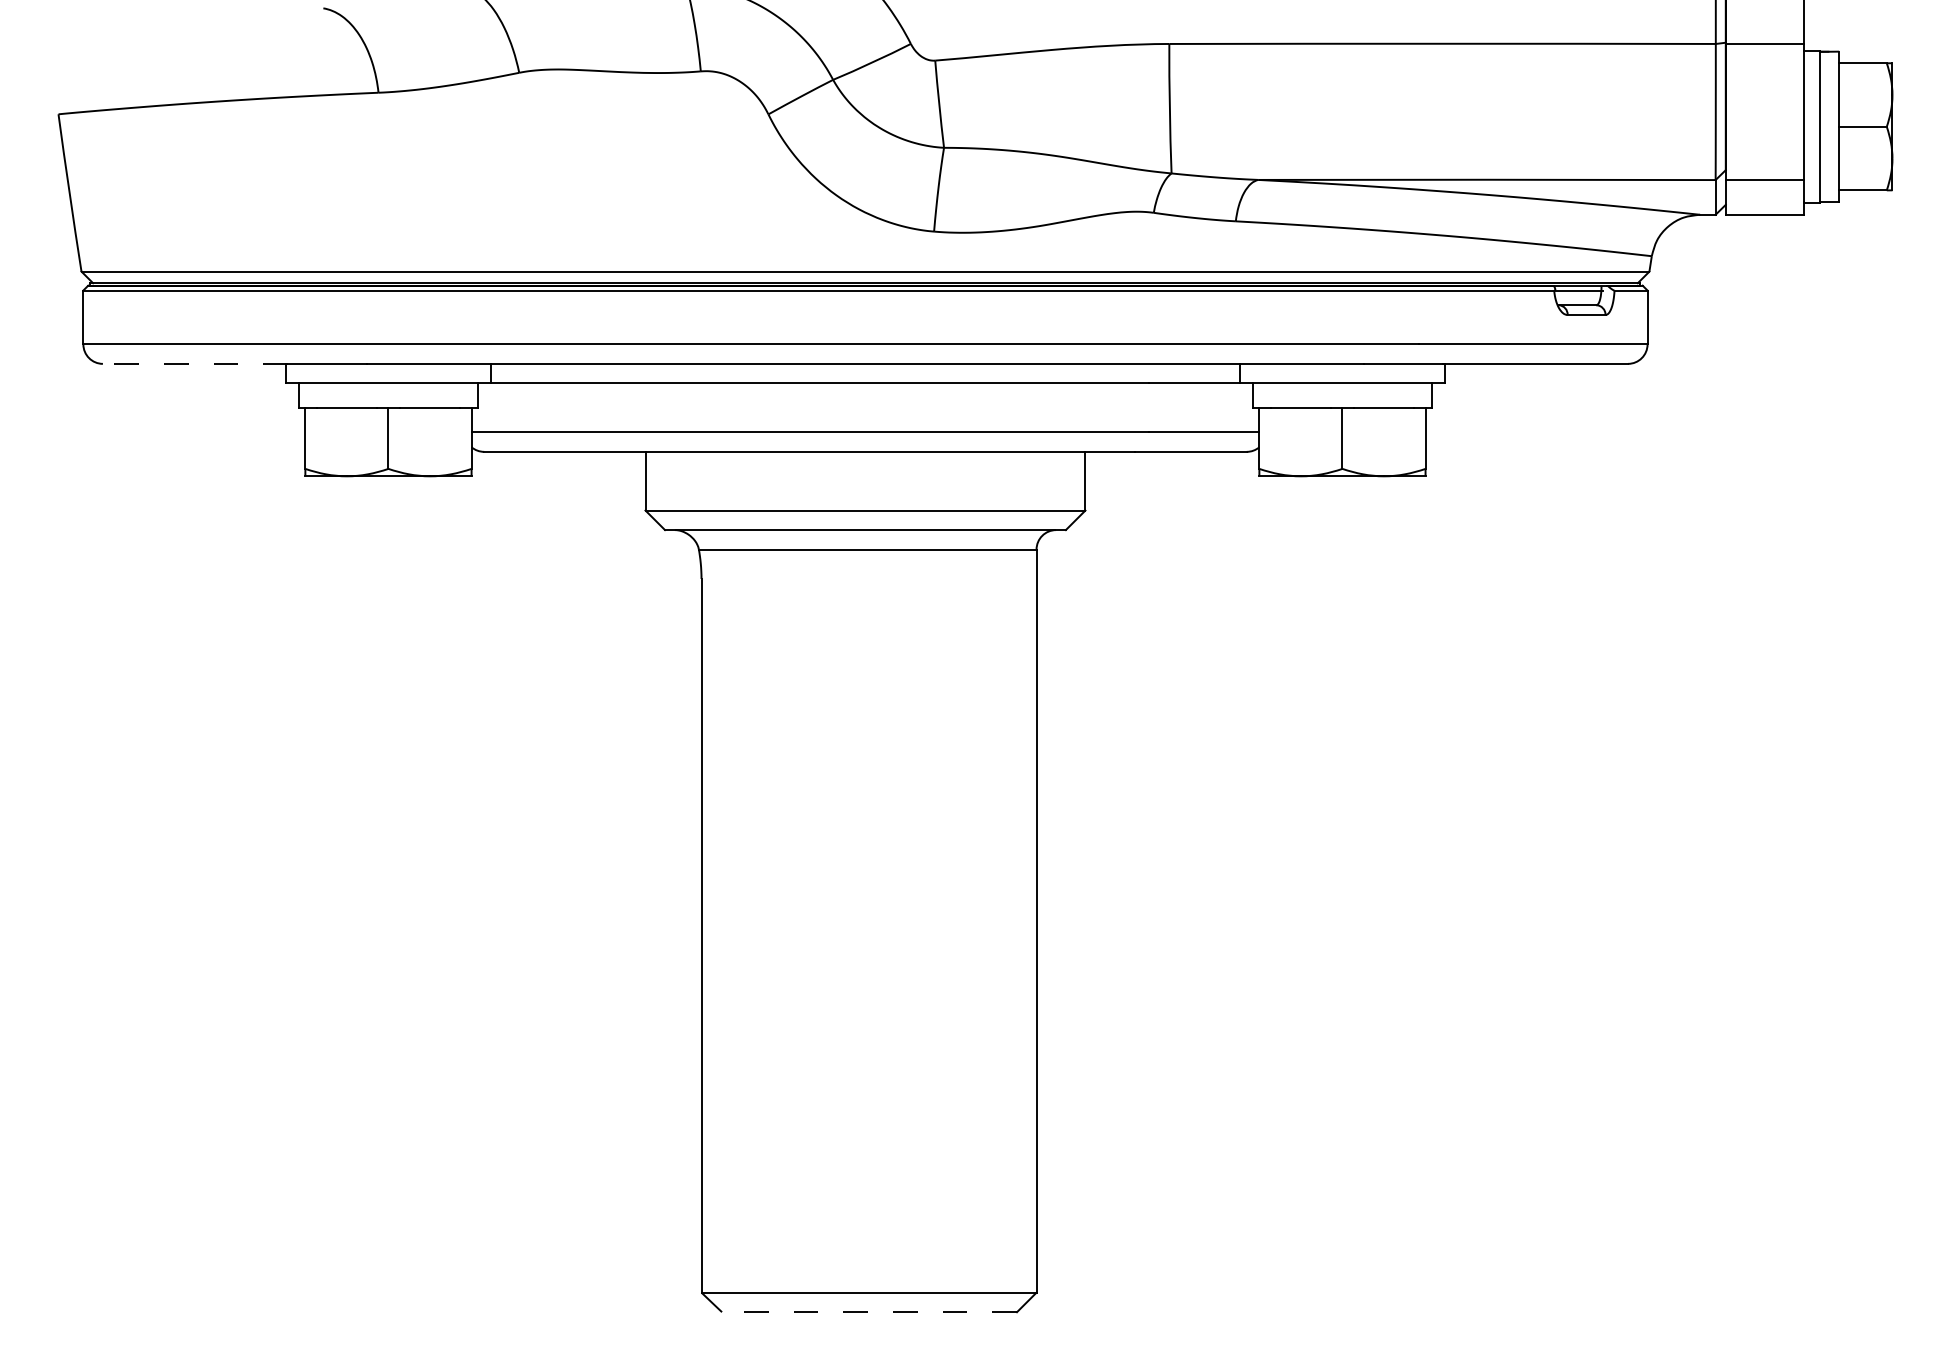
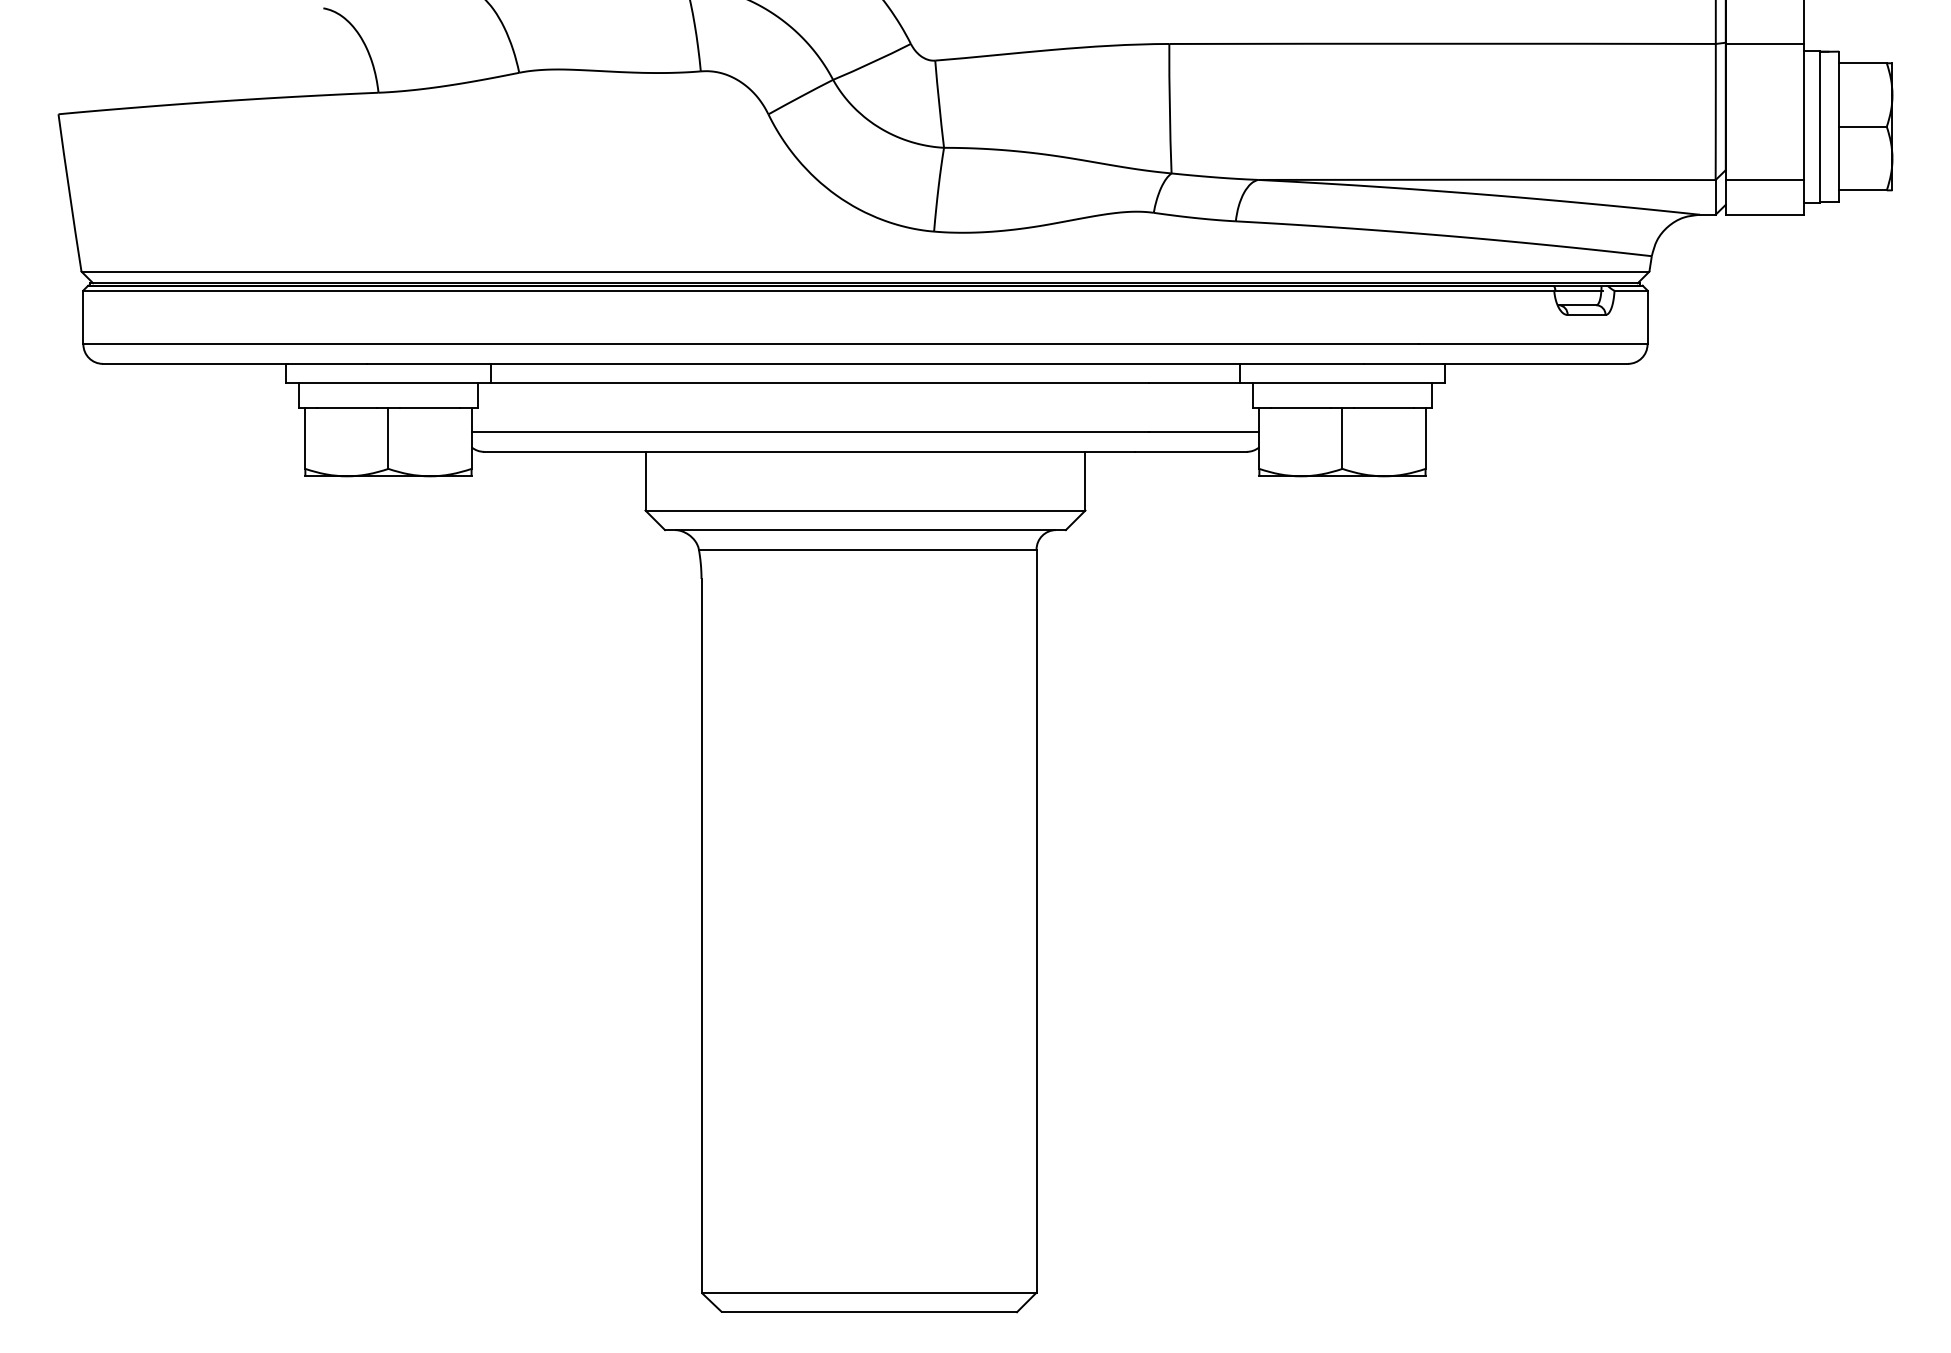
line: dashed -> solid (195, 363)
line: dashed -> solid (869, 1312)
